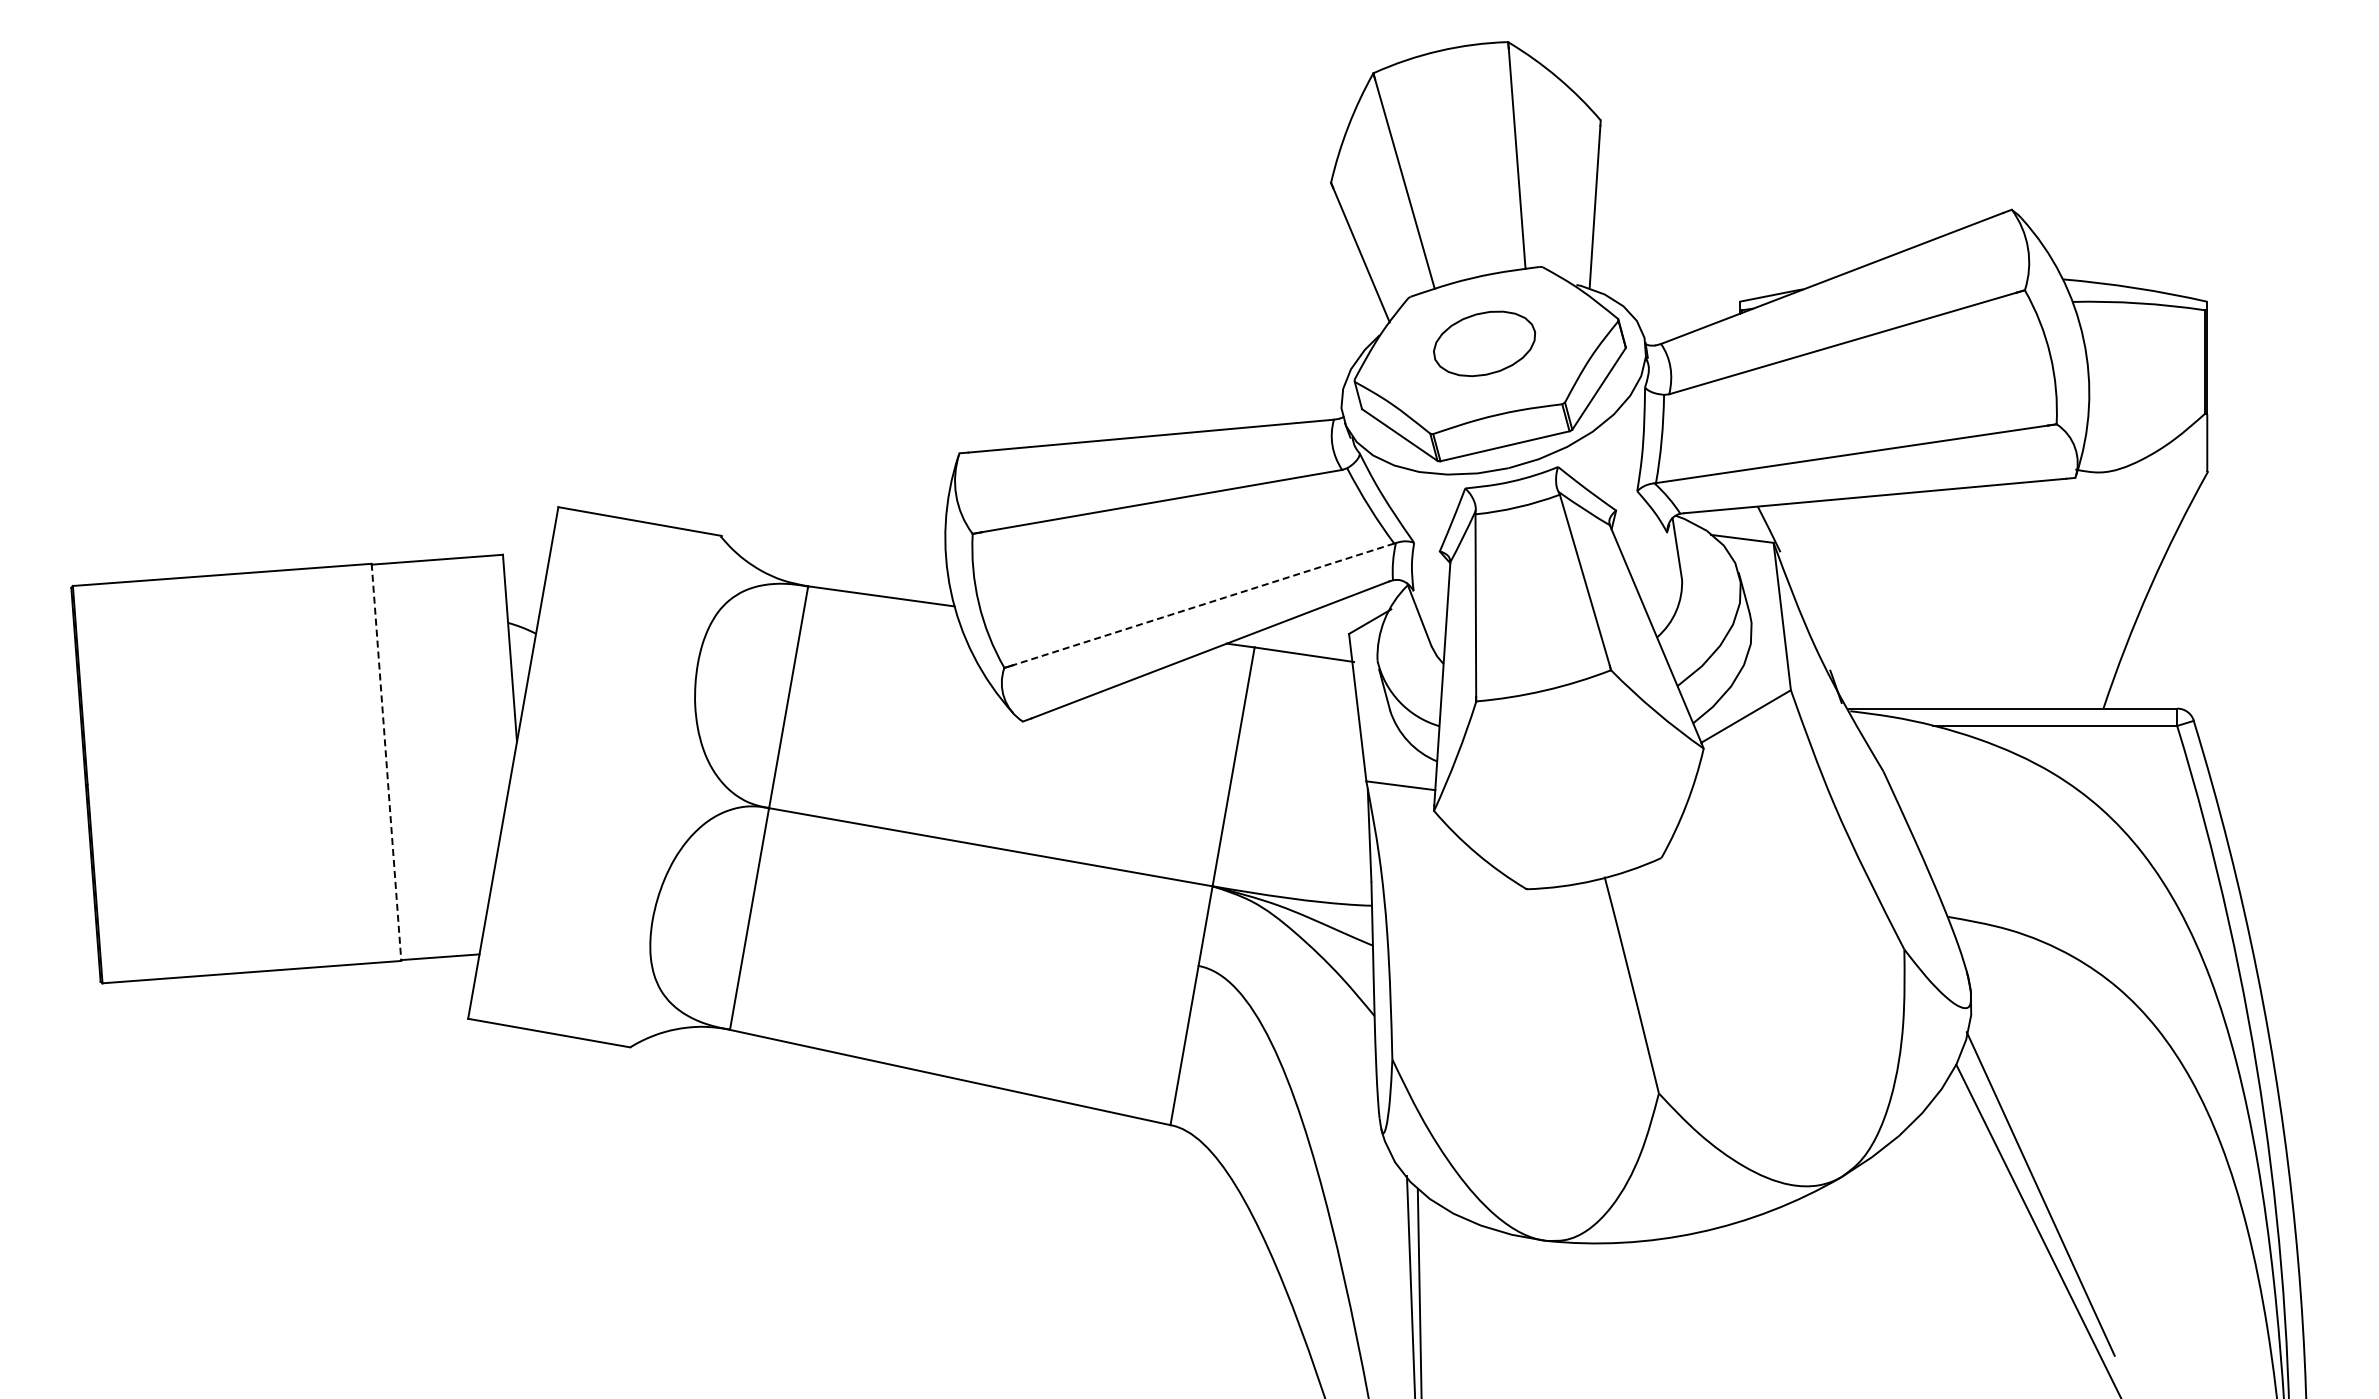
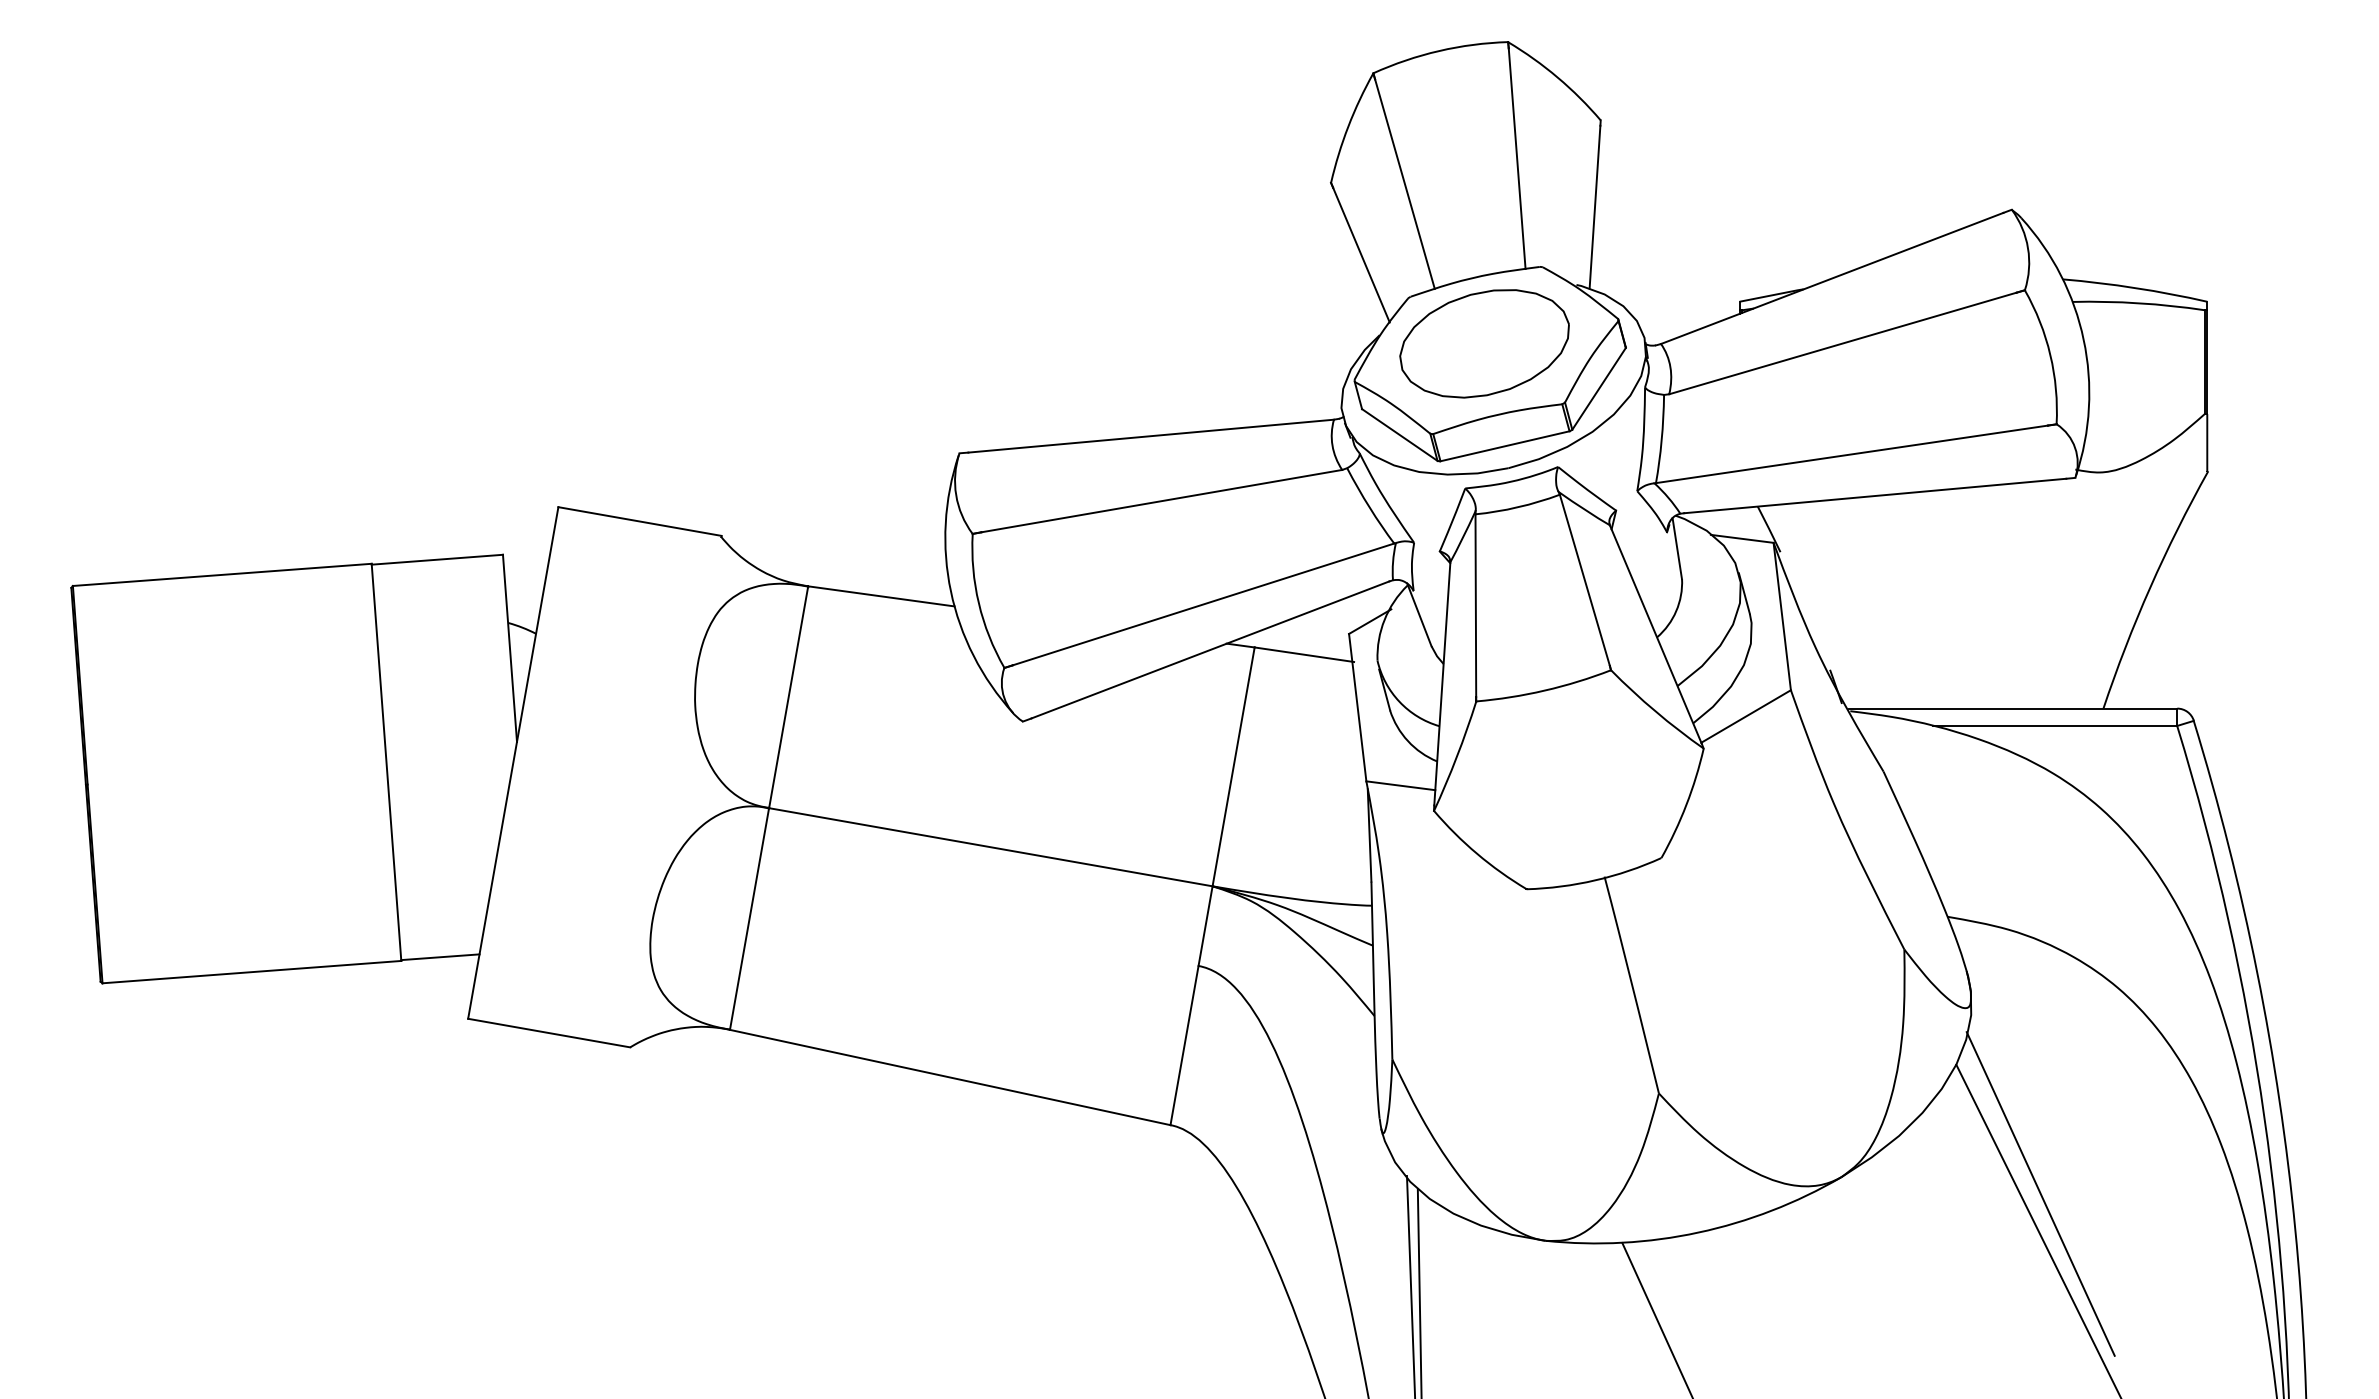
part size: 104x68 px -> 171x110 px (1484, 343)
line: dashed -> solid (1203, 604)
line: dashed -> solid (386, 762)
line: none -> present (1656, 1319)
